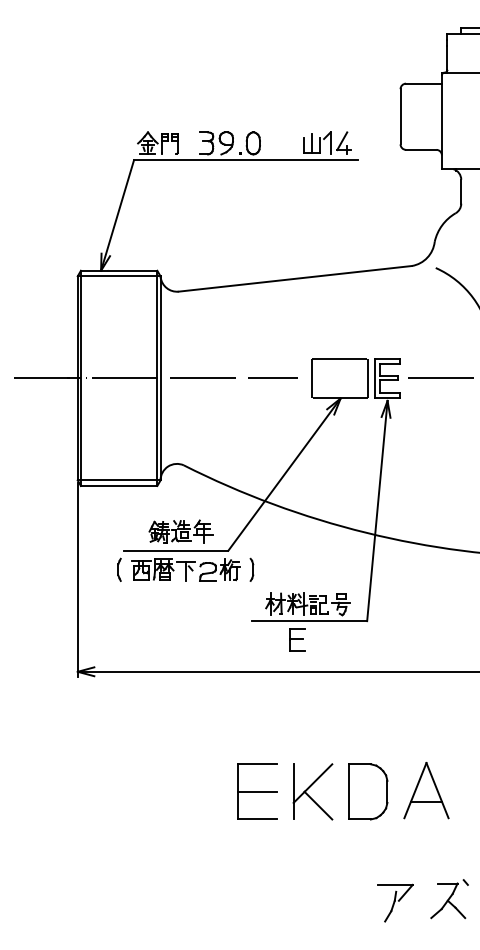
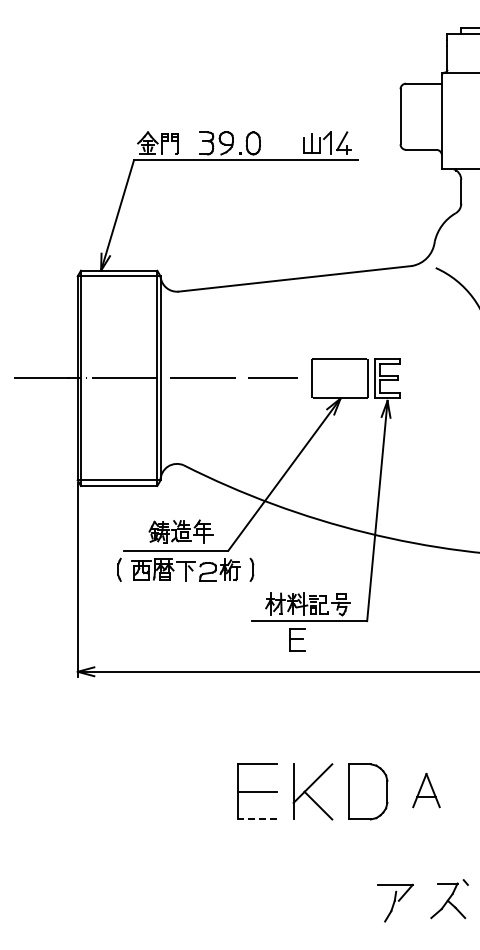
line: present -> none (442, 378)
part size: 47x59 px -> 29x37 px (426, 790)
line: solid -> dashed (257, 819)
